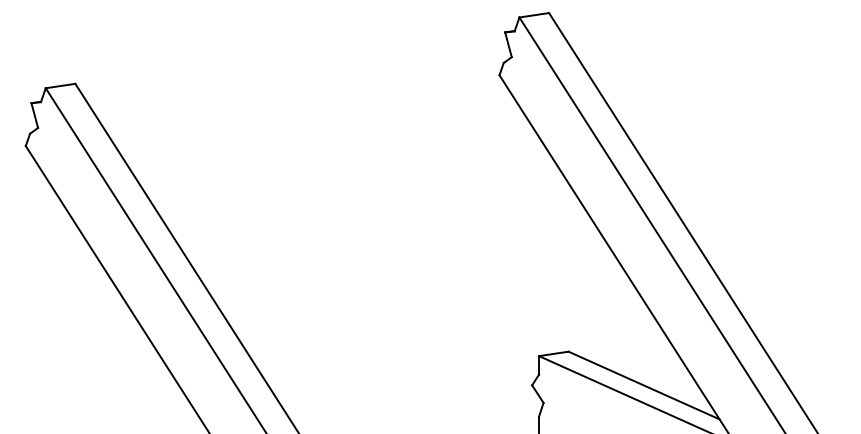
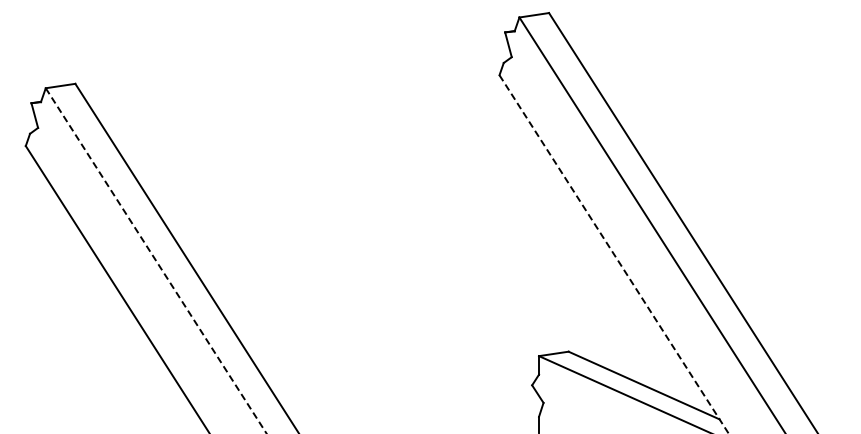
line: solid -> dashed (614, 254)
line: solid -> dashed (156, 260)
